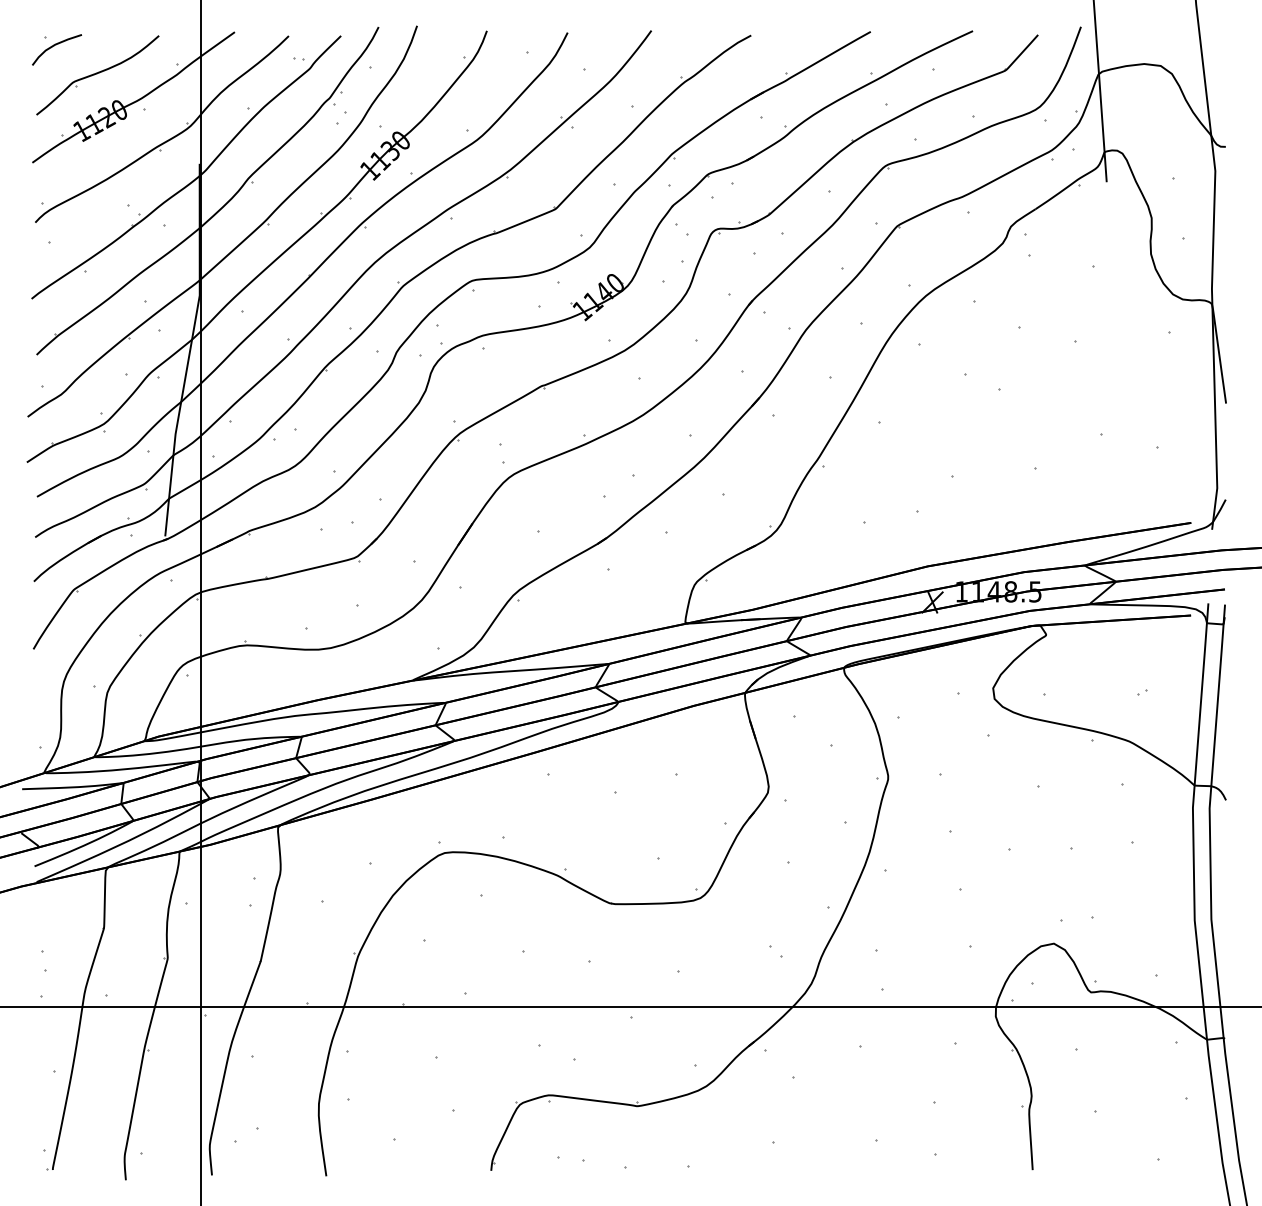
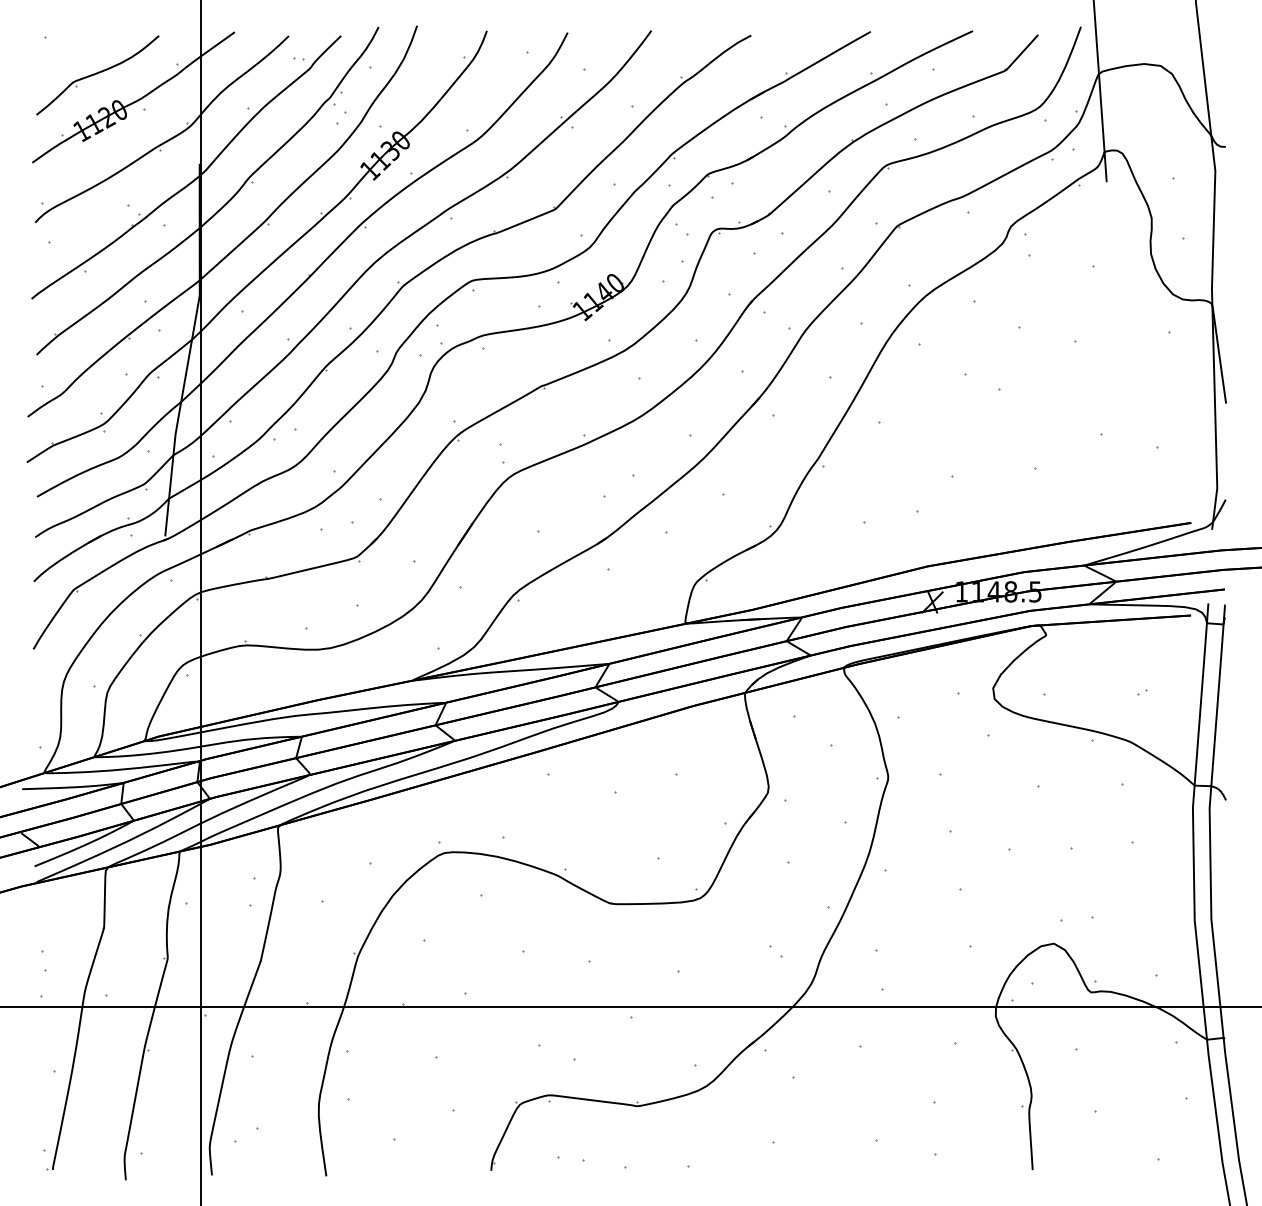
curve: present -> none (54, 46)
